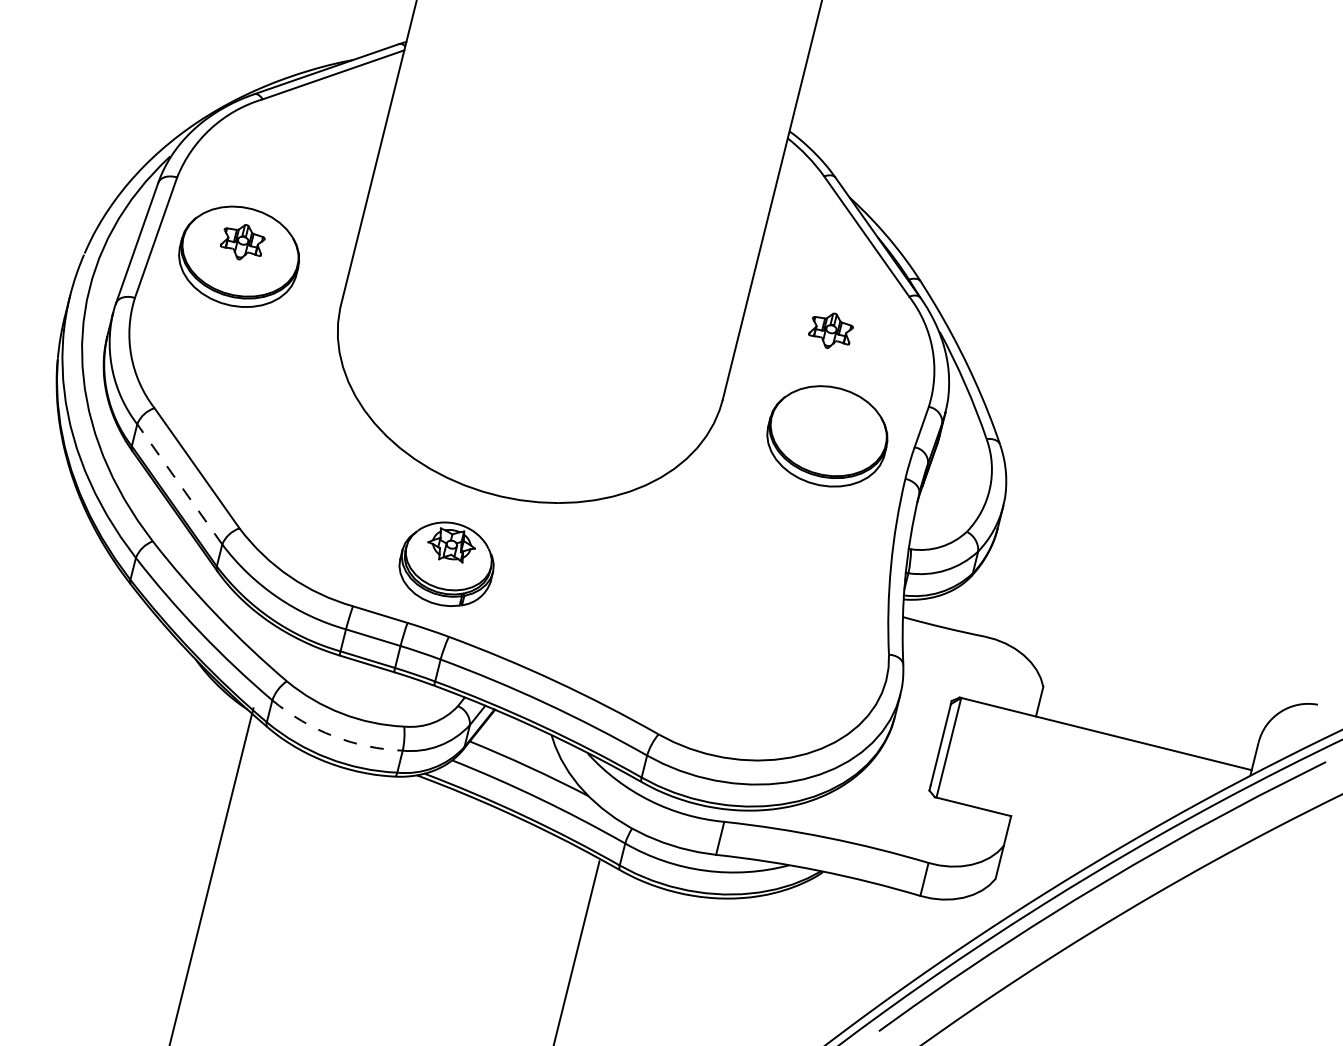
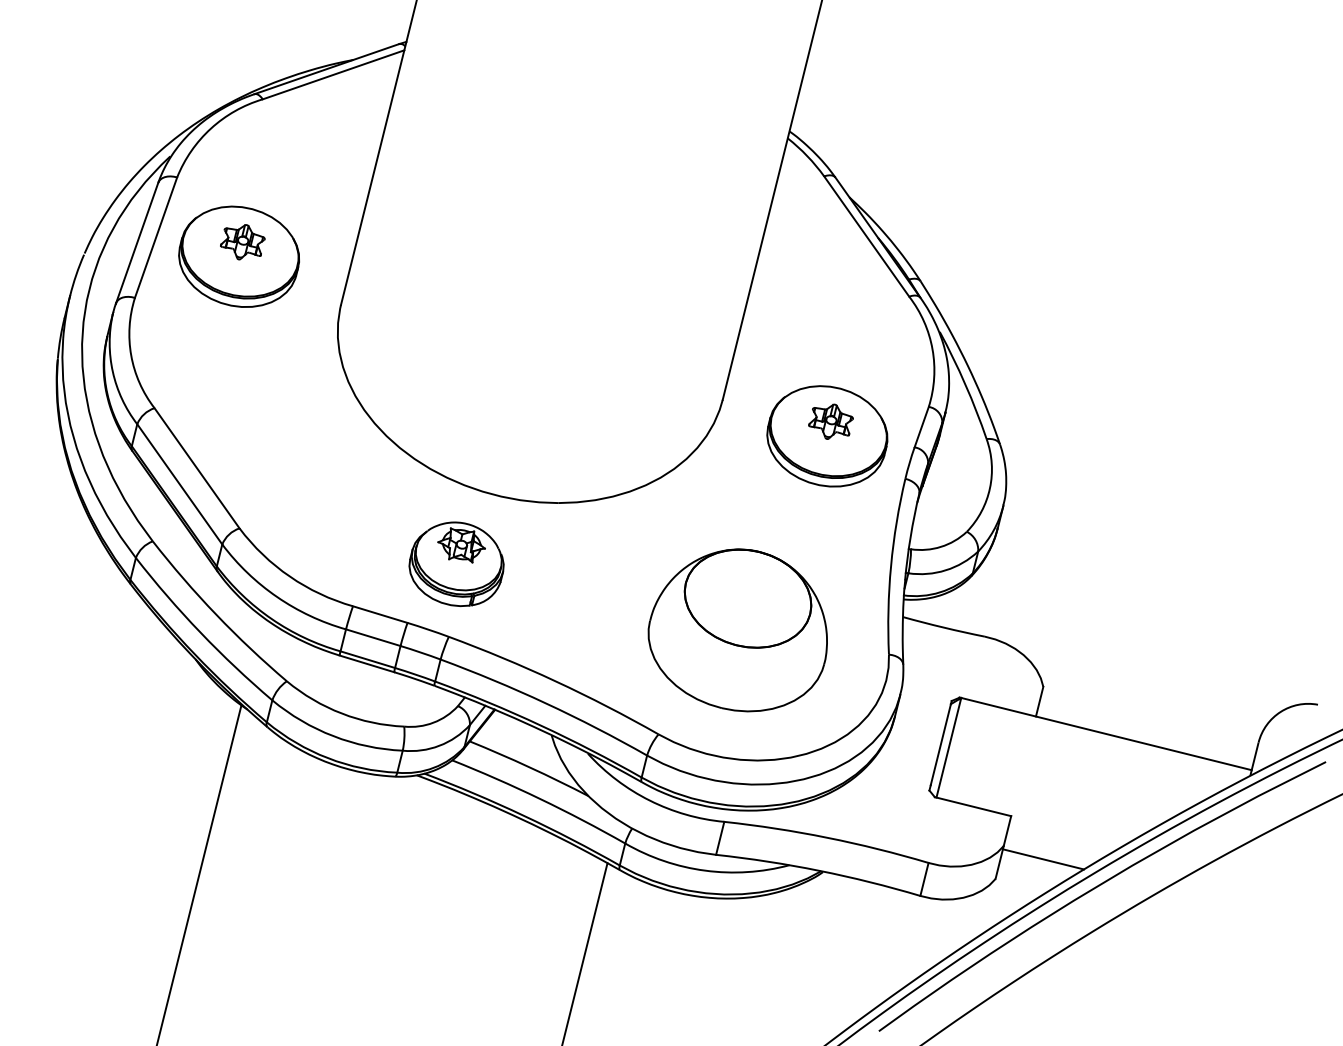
part position: (830, 330) -> (830, 421) (830, 421)
line: dashed -> solid (179, 484)
part position: (446, 563) -> (456, 563) (456, 563)
part: none -> present (737, 630)
arc: dashed -> solid (333, 736)
line: none -> present (1042, 859)
line position: (211, 875) -> (199, 873) (199, 873)
line position: (576, 951) -> (584, 952) (584, 952)
